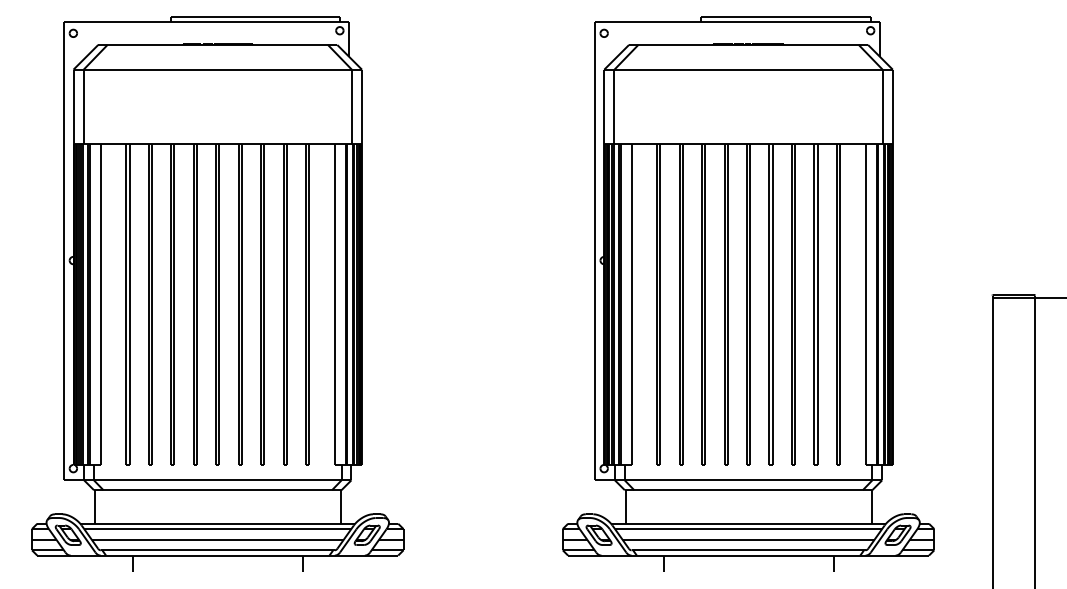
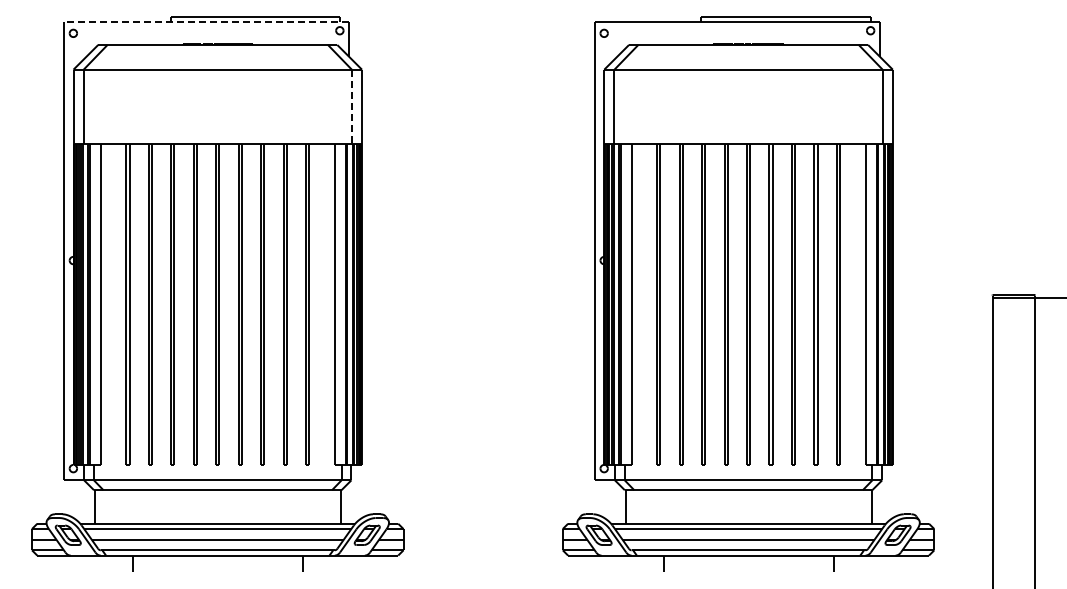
line: solid -> dashed (206, 21)
line: solid -> dashed (351, 107)
